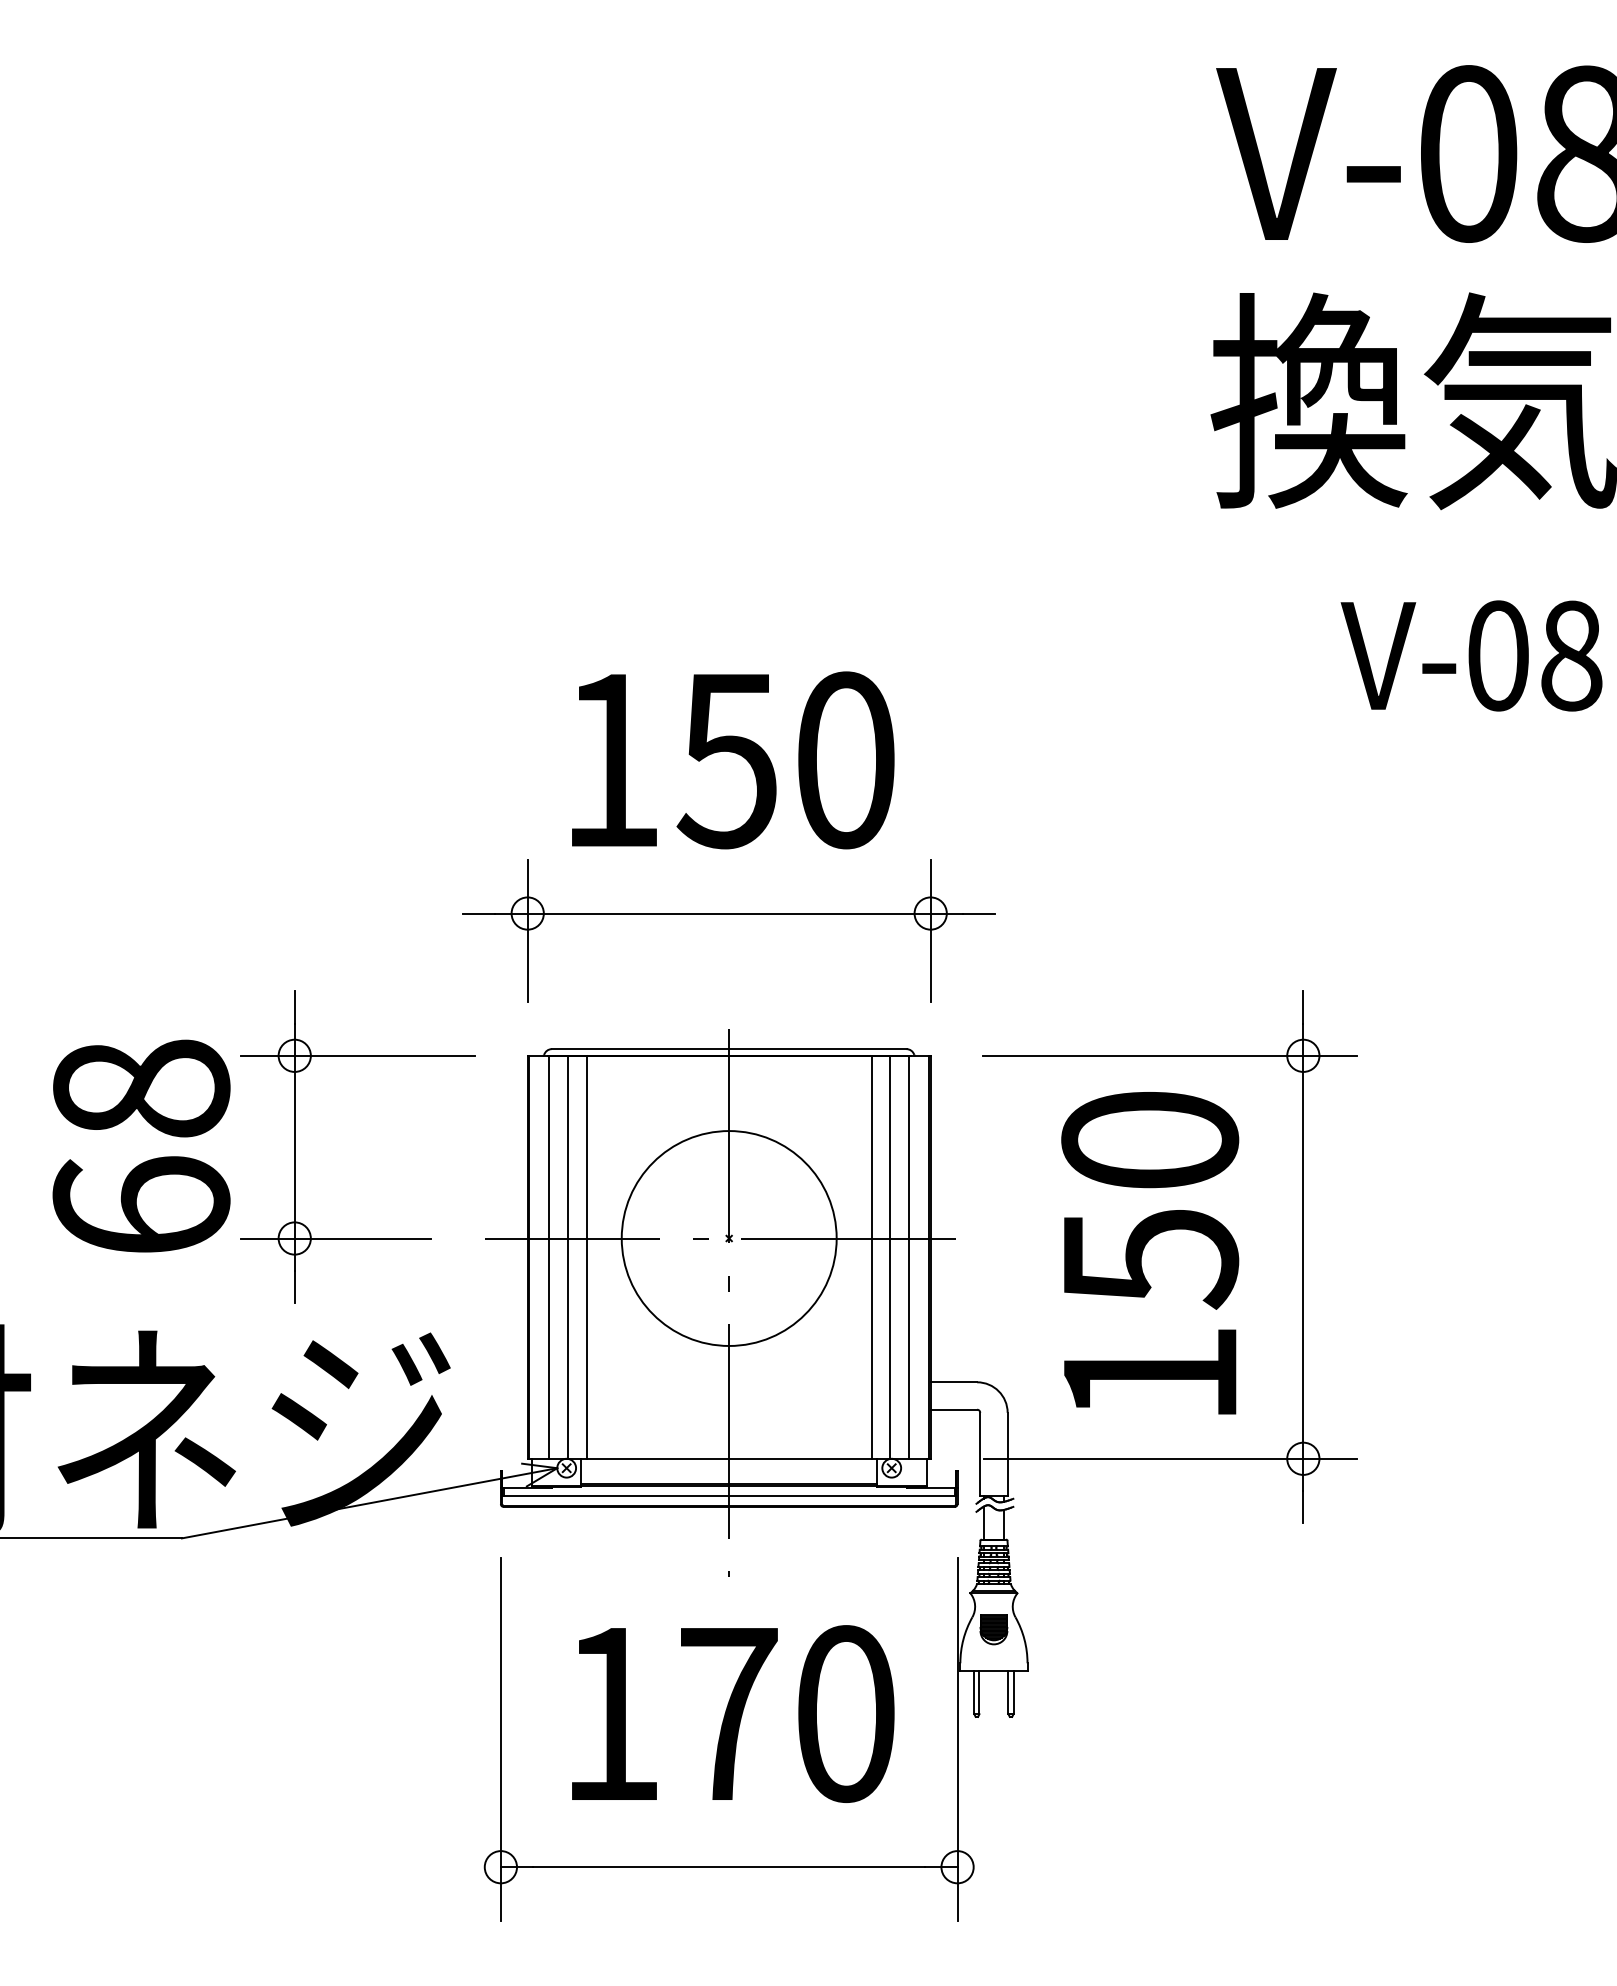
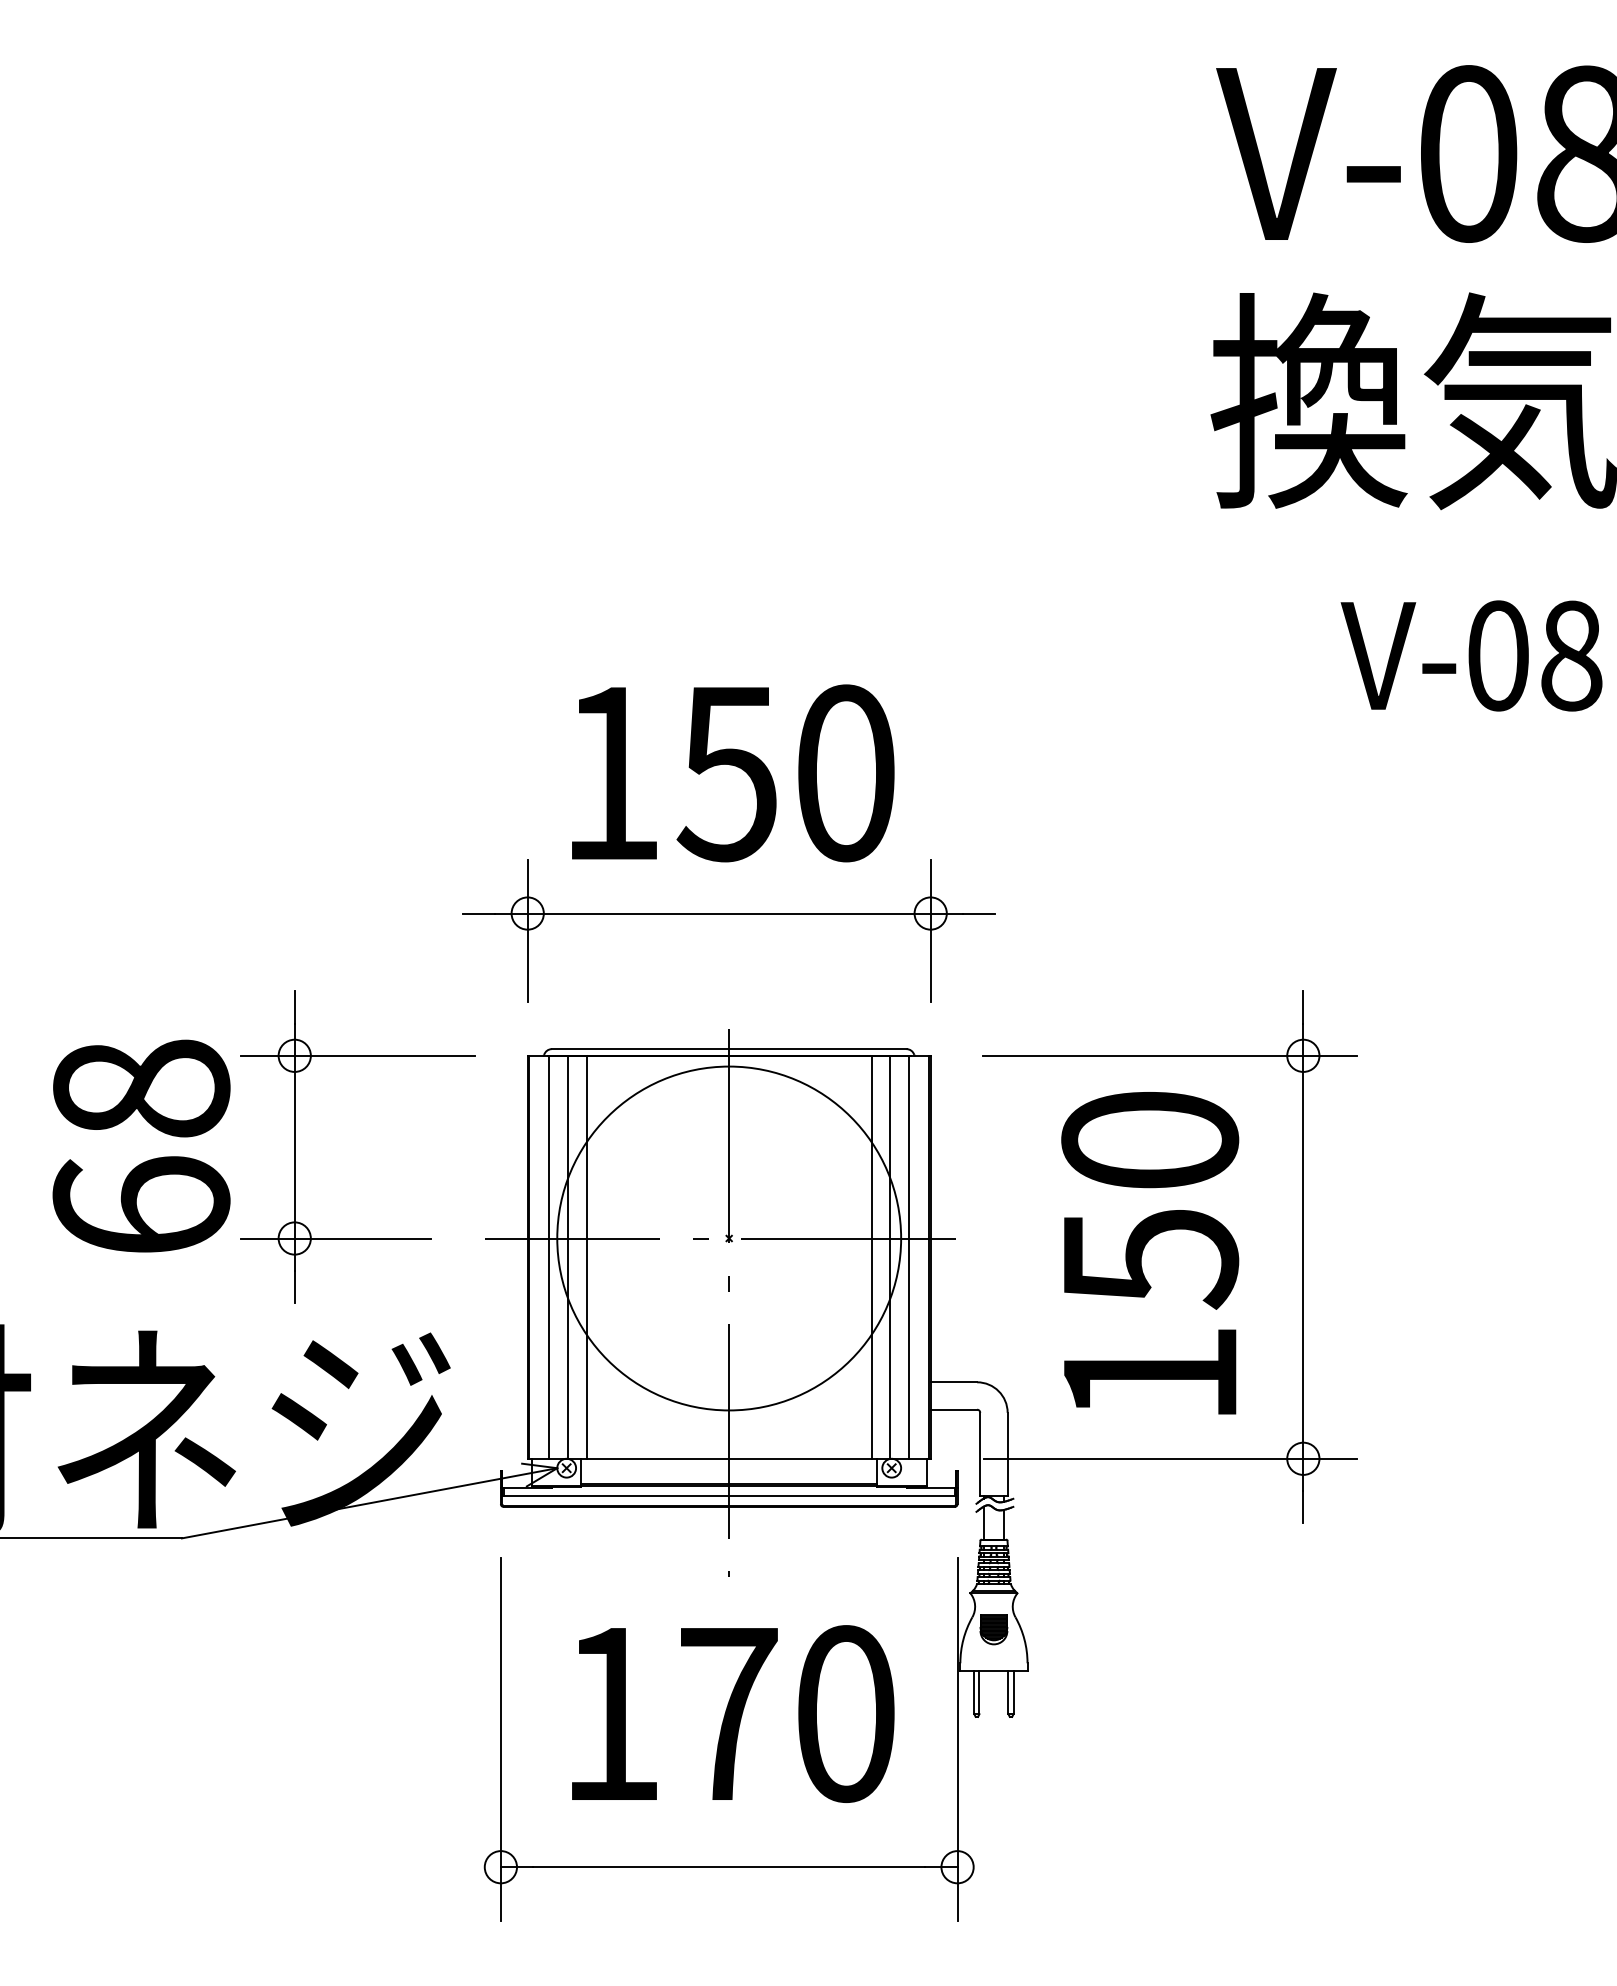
text position: (733, 760) -> (733, 773) (733, 773)
circle diameter: 215 px -> 344 px (729, 1238)
